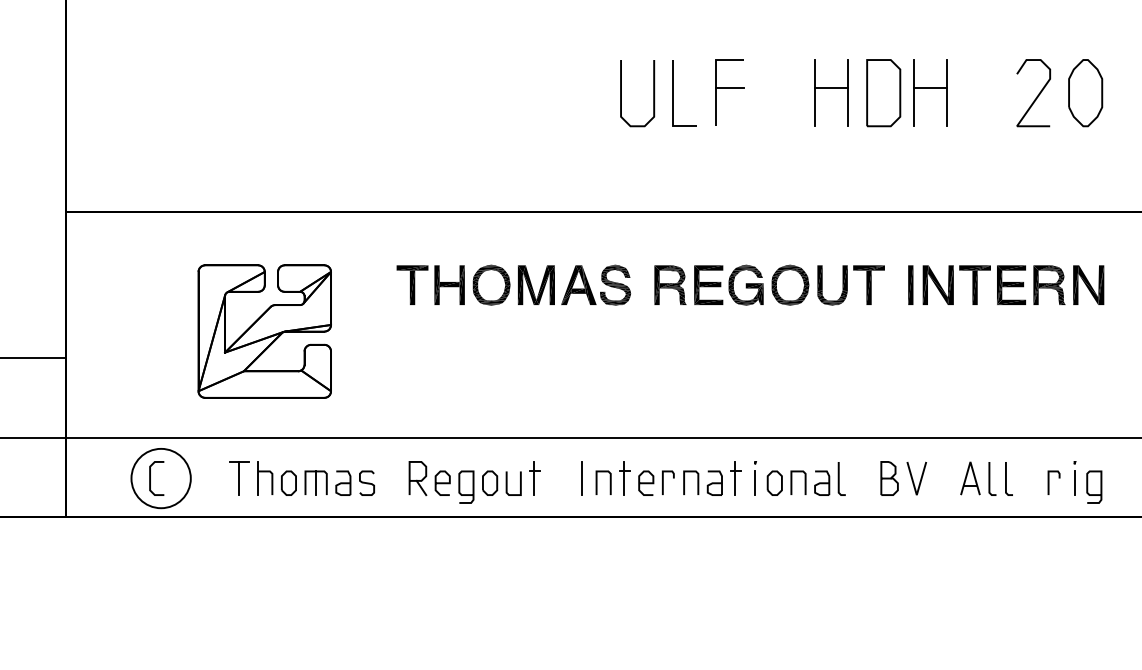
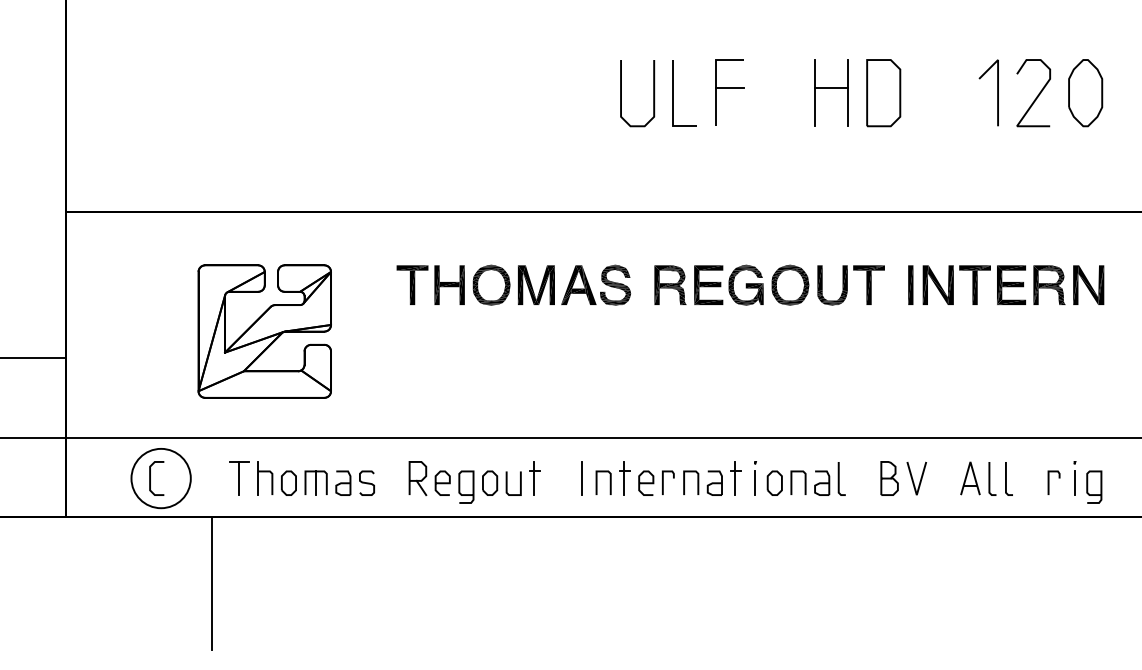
part: present -> none (930, 92)
line: none -> present (997, 92)
line: none -> present (211, 583)
